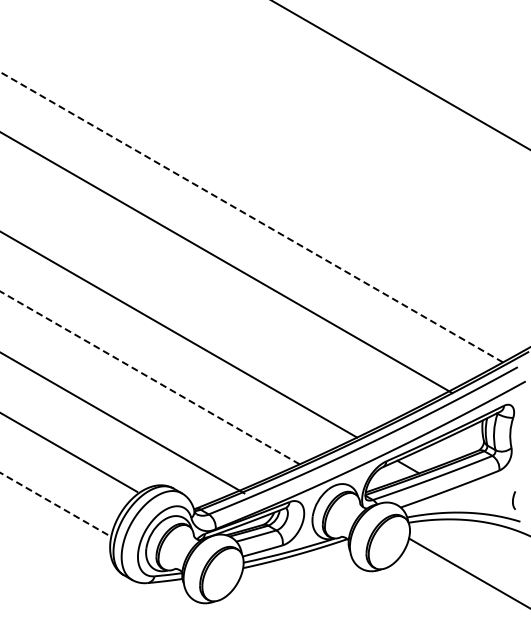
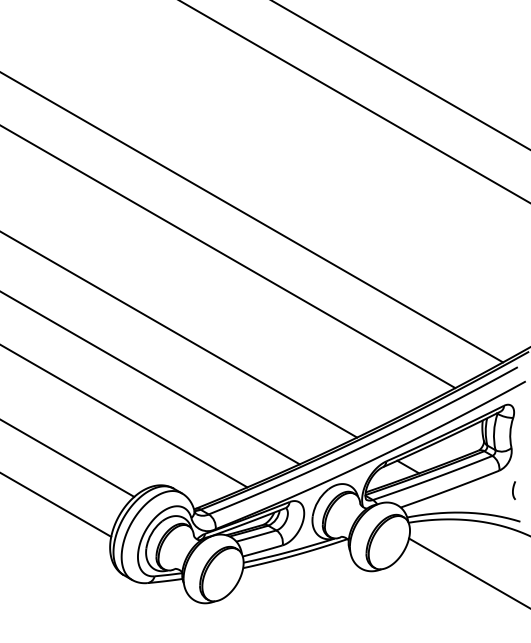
line: none -> present (354, 101)
line: dashed -> solid (251, 216)
line position: (227, 263) -> (228, 257) (228, 257)
line: dashed -> solid (149, 377)
line position: (123, 423) -> (124, 416) (124, 416)
line position: (69, 452) -> (68, 458) (68, 458)
curve position: (513, 500) -> (513, 490) (513, 490)
line: dashed -> solid (55, 504)
